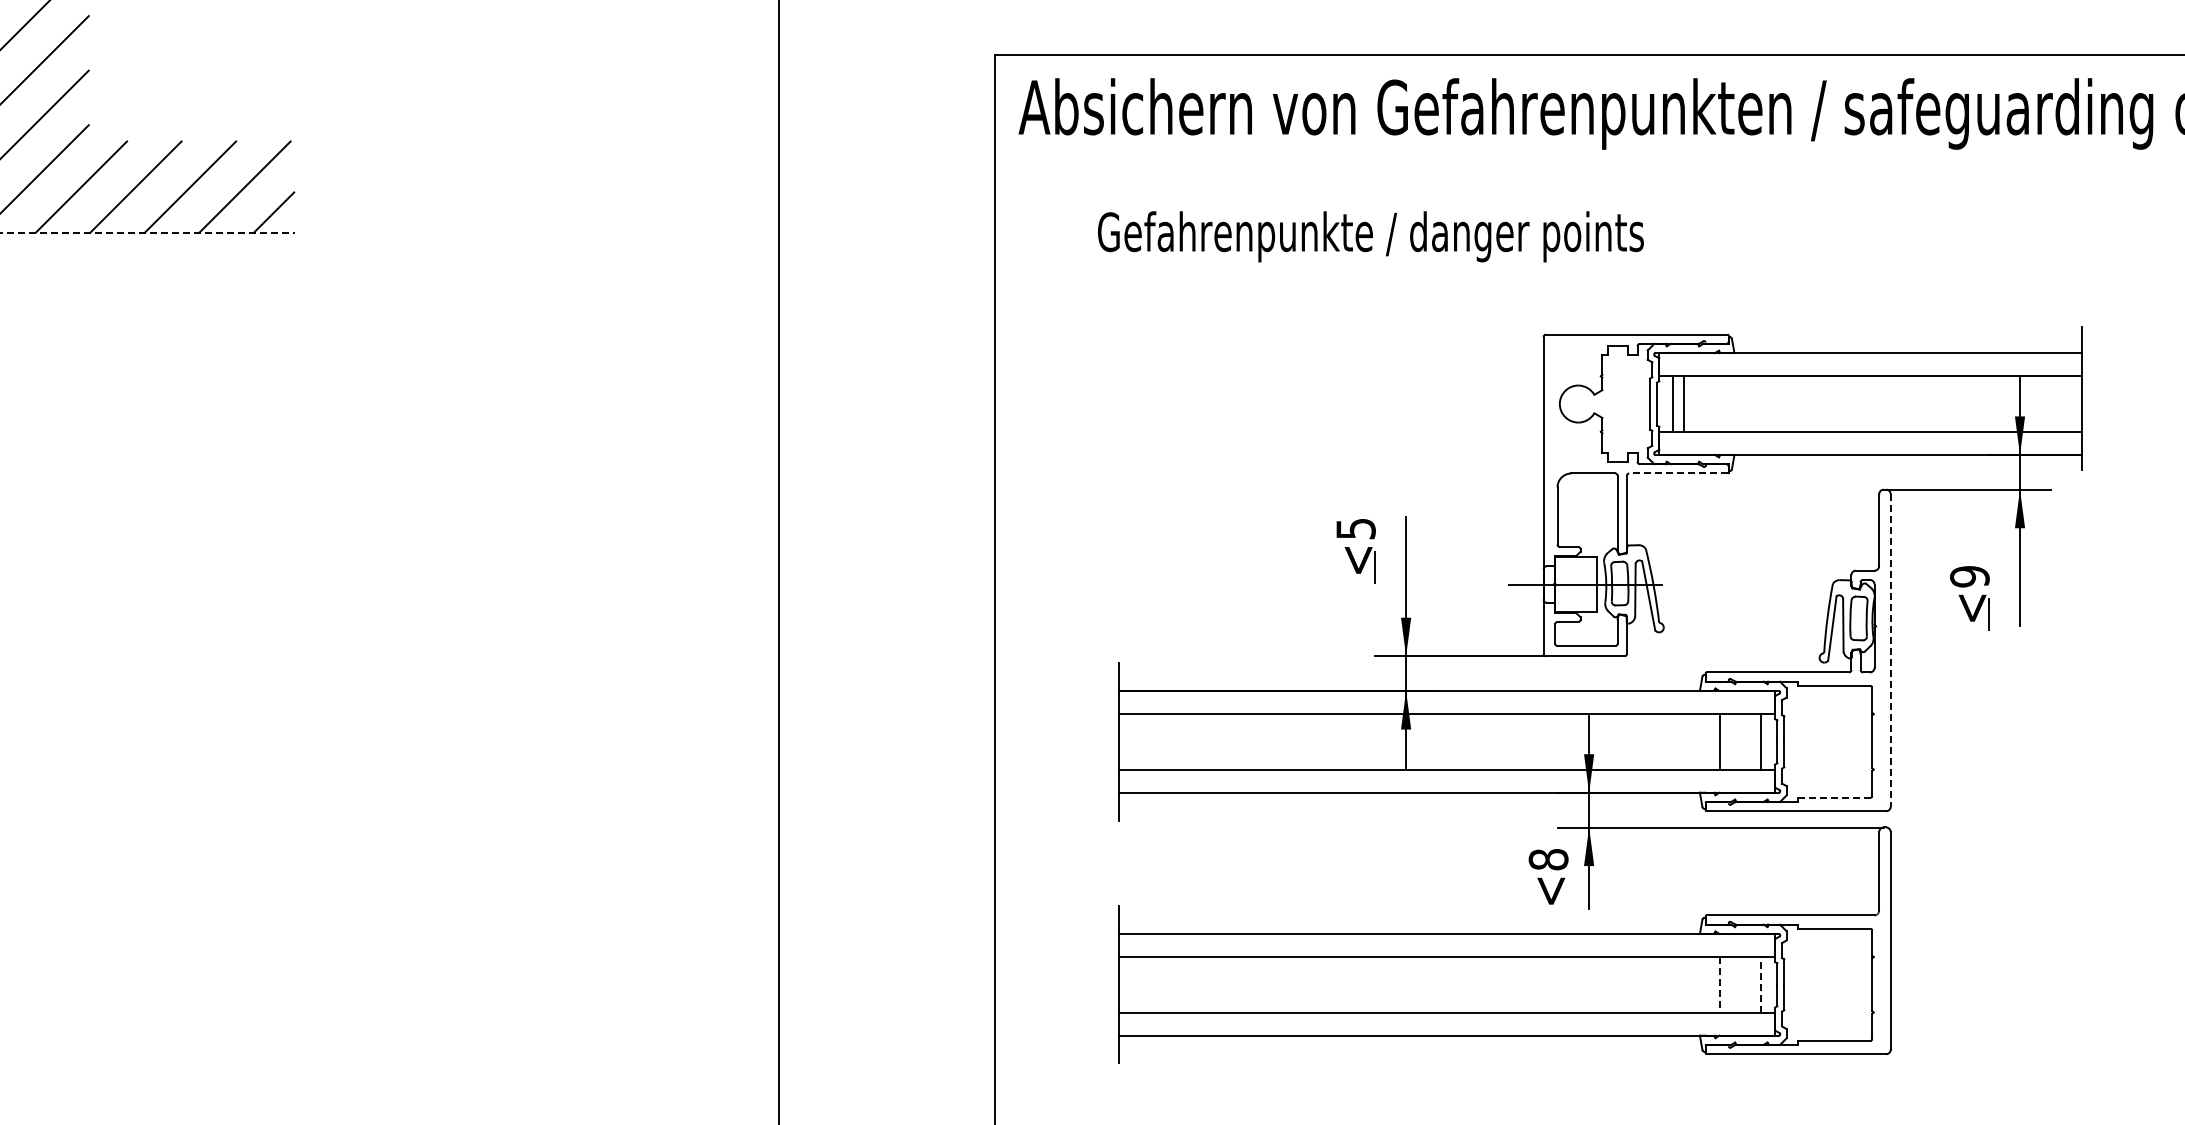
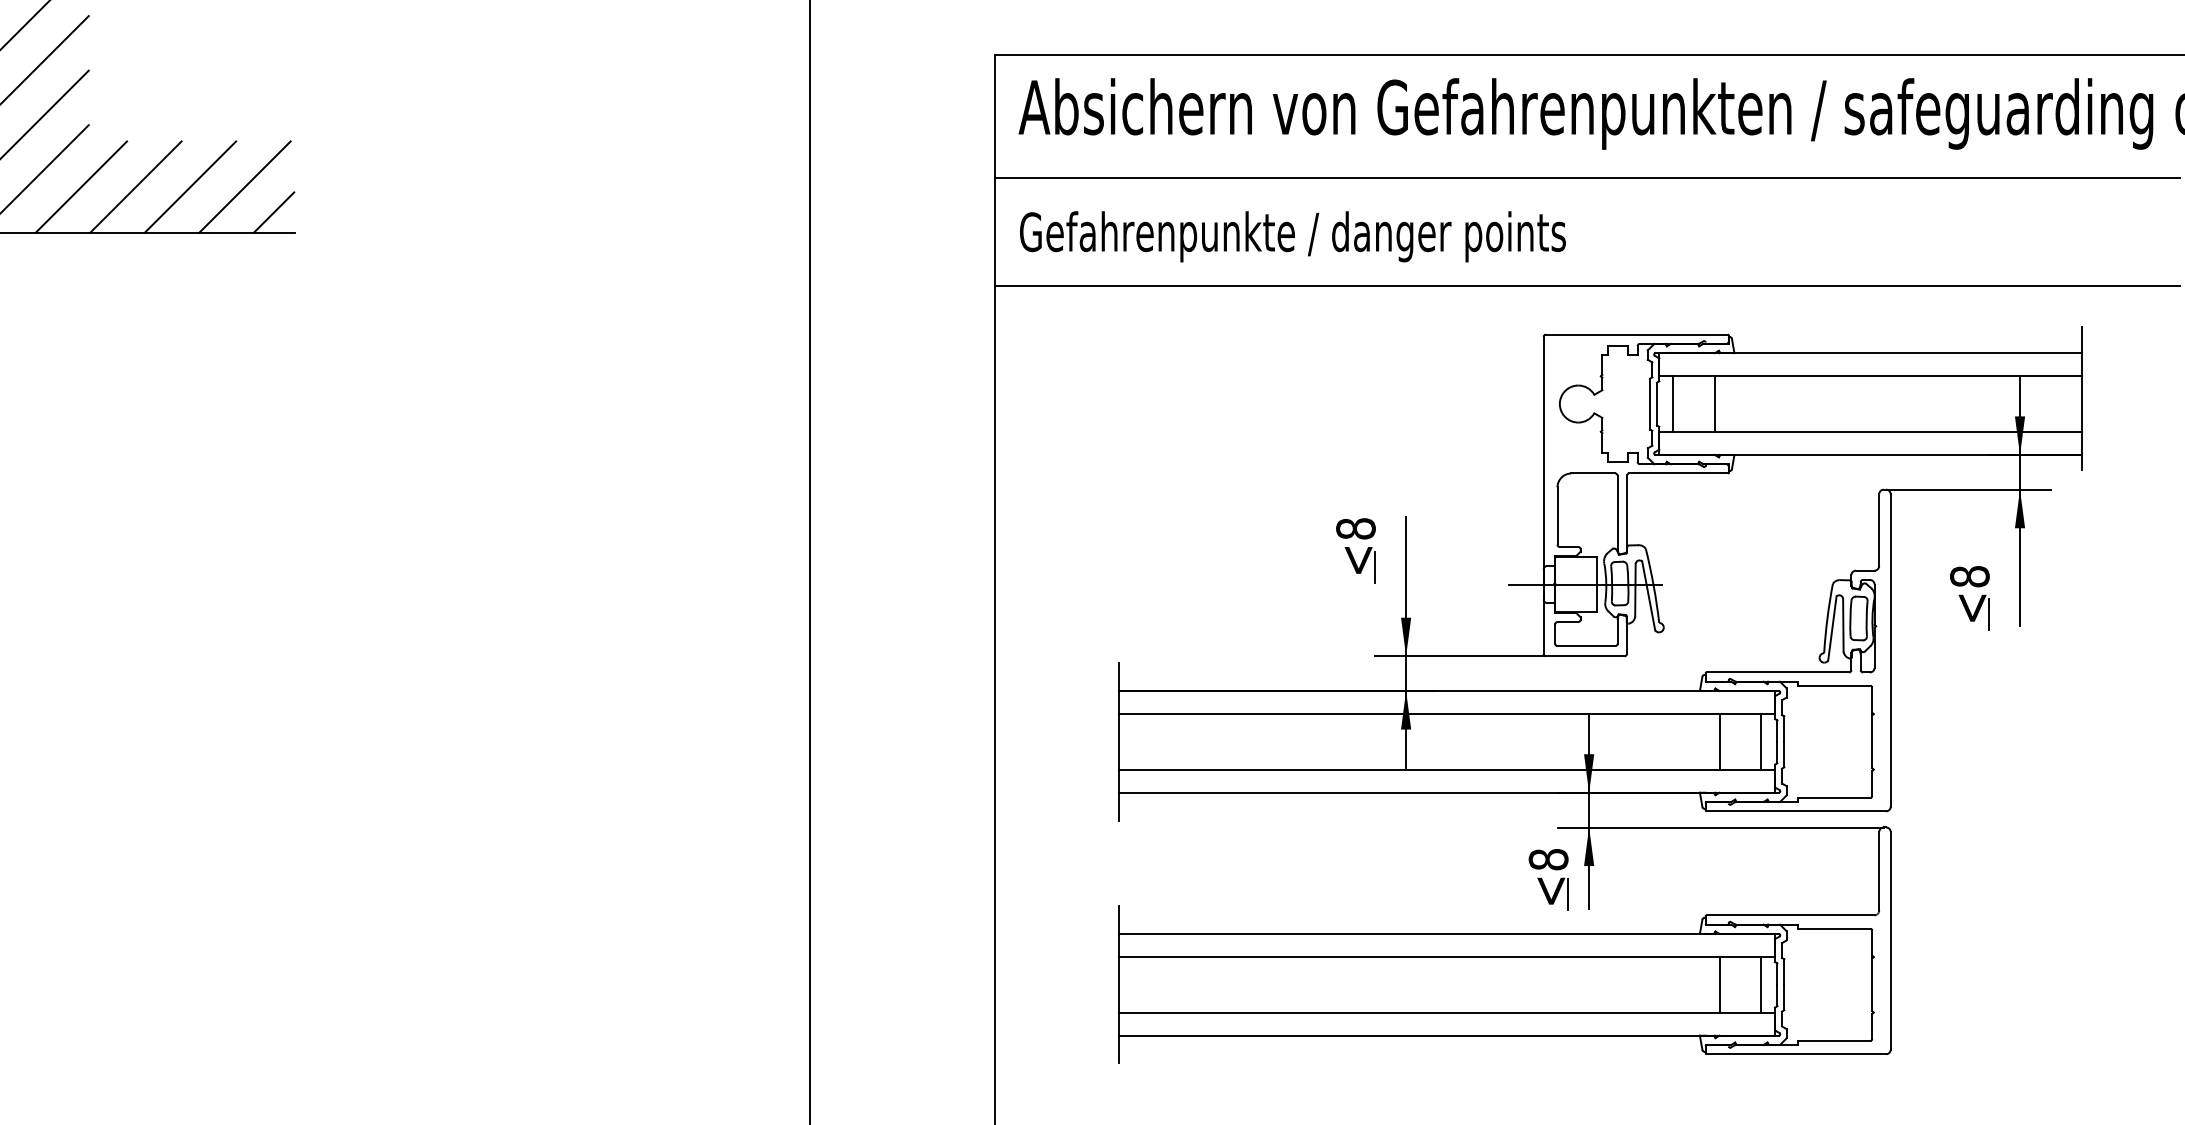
line: none -> present (1587, 178)
line: dashed -> solid (148, 233)
text position: (1370, 236) -> (1292, 236) (1292, 236)
line: none -> present (1587, 286)
line position: (1683, 403) -> (1714, 403) (1714, 403)
line: dashed -> solid (1678, 473)
text: <5 -> <8 (1355, 528)
line position: (778, 561) -> (809, 561) (809, 561)
text: <9 -> <8 (1969, 576)
line: dashed -> solid (1890, 650)
line: dashed -> solid (1834, 797)
line: none -> present (1567, 894)
line: dashed -> solid (1719, 984)
line: dashed -> solid (1761, 984)
